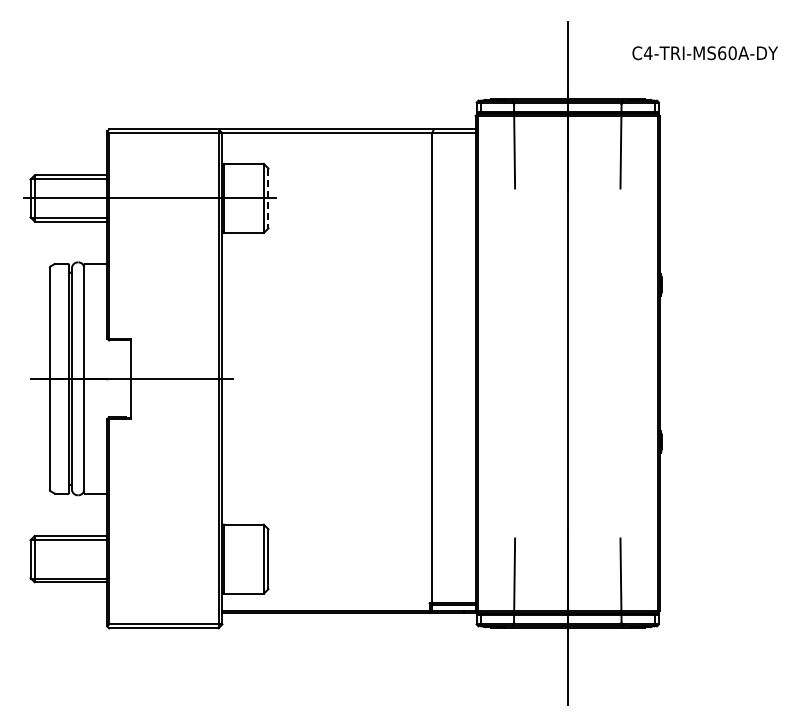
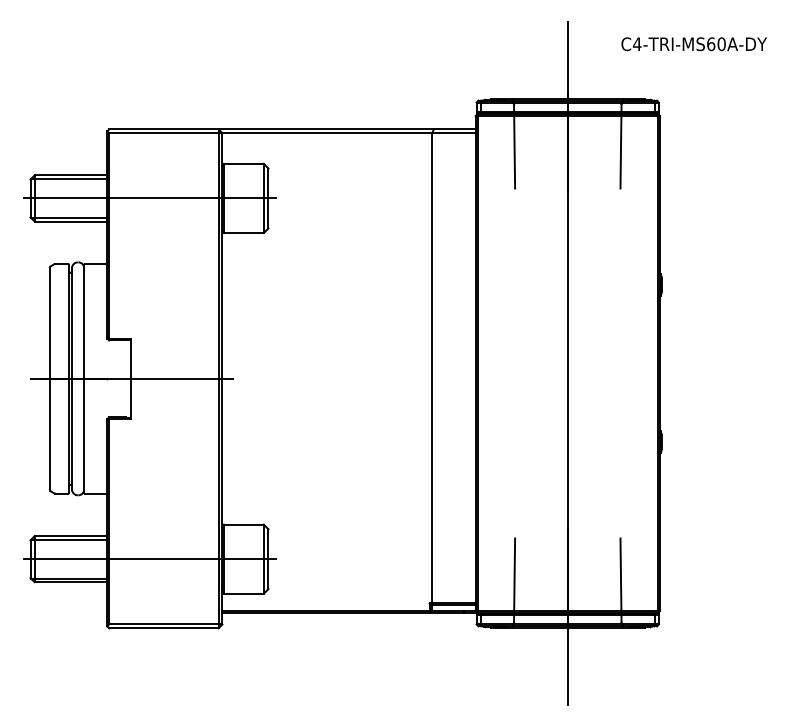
text position: (704, 53) -> (693, 44) (693, 44)
line: dashed -> solid (268, 198)
line: none -> present (149, 559)
